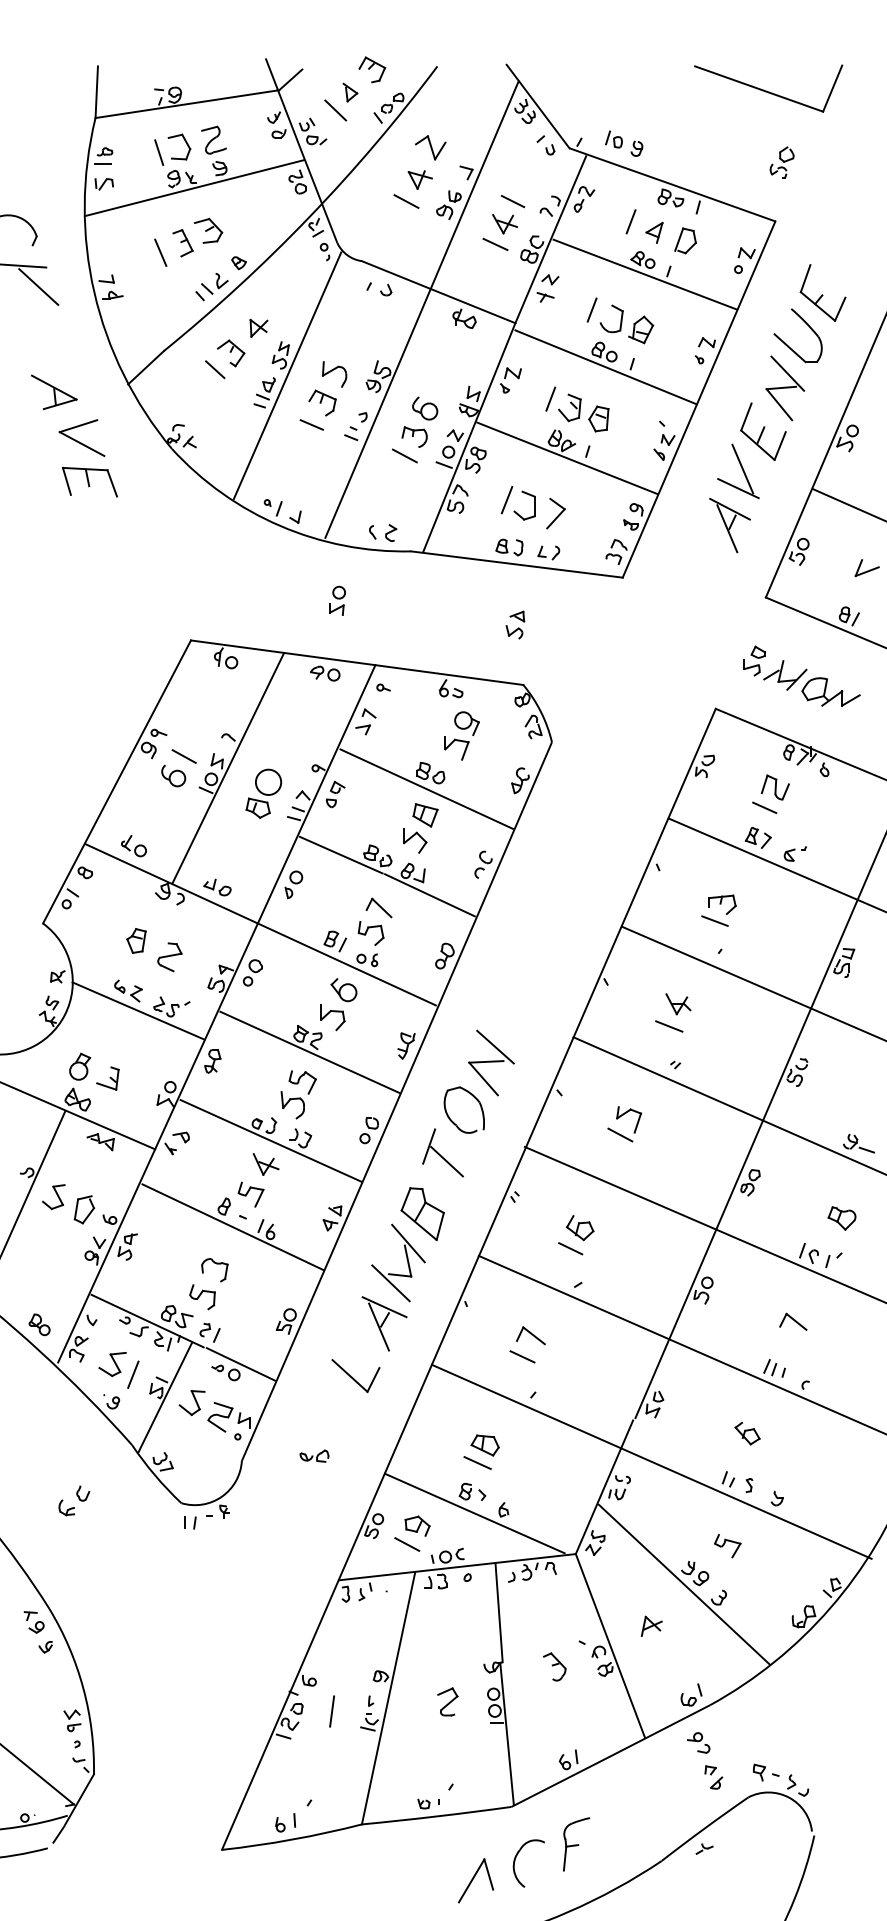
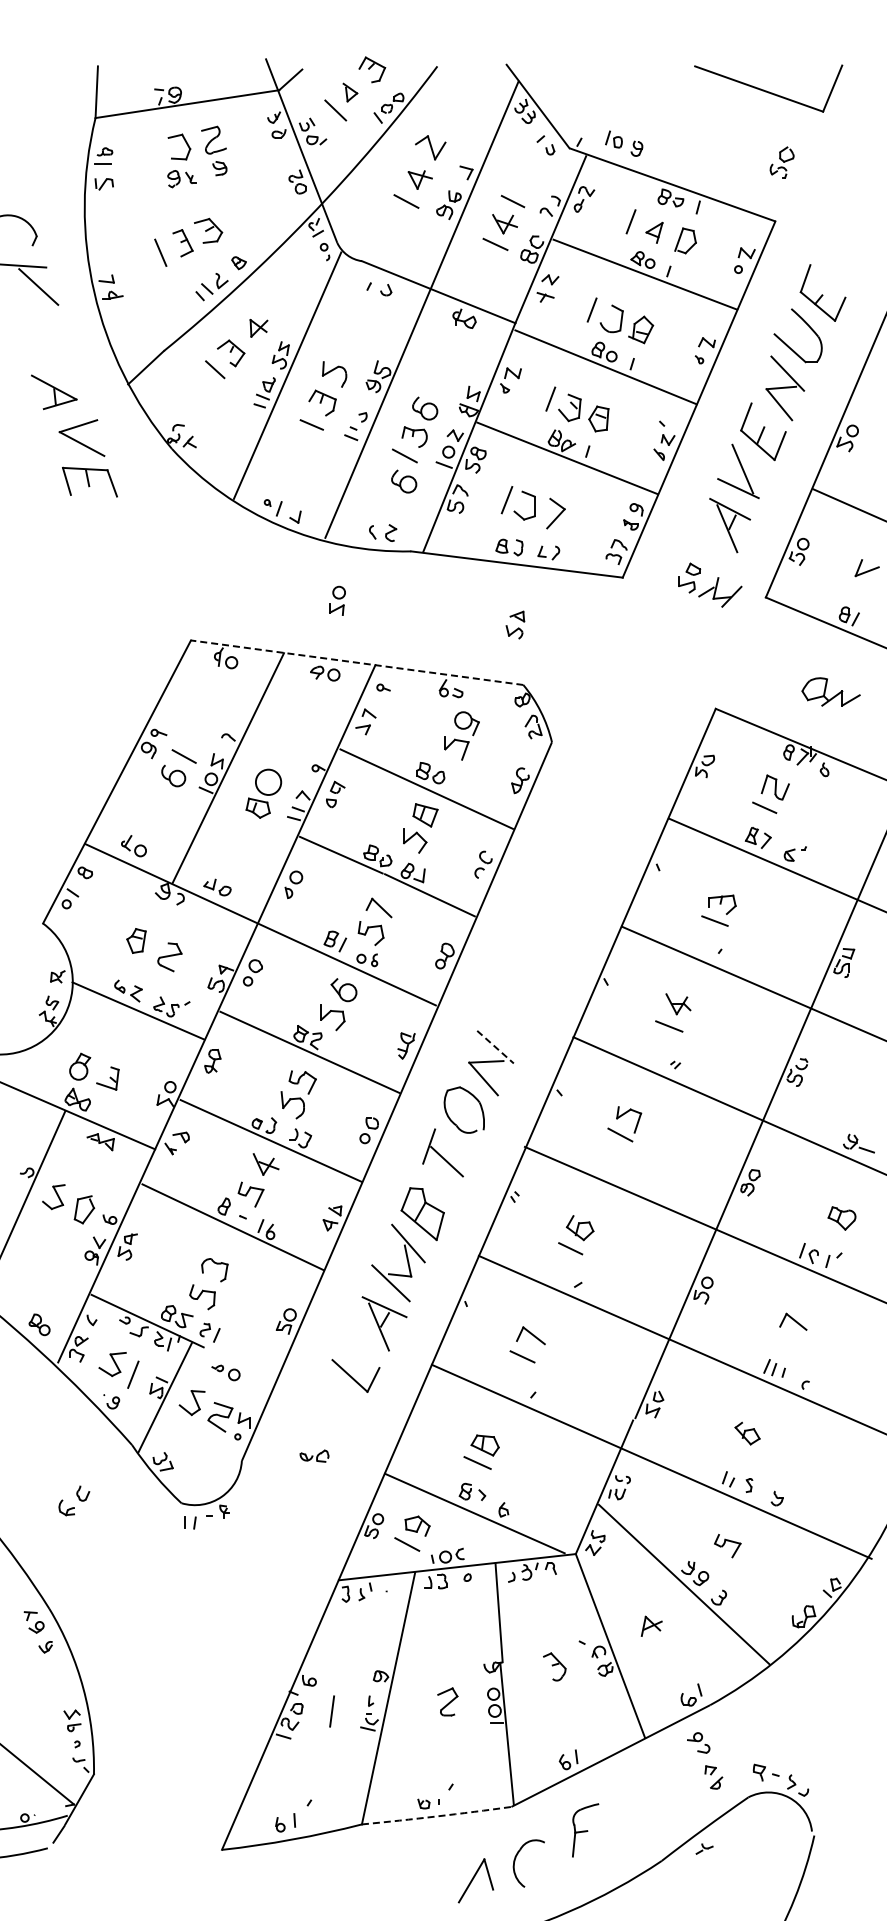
line: present -> none (159, 152)
line: present -> none (194, 187)
part: none -> present (404, 481)
line: solid -> dashed (357, 662)
part position: (775, 667) -> (710, 584) (710, 584)
line: solid -> dashed (495, 1047)
line: present -> none (240, 1364)
arc: solid -> dashed (436, 1816)
part position: (576, 1844) -> (585, 1830) (585, 1830)
